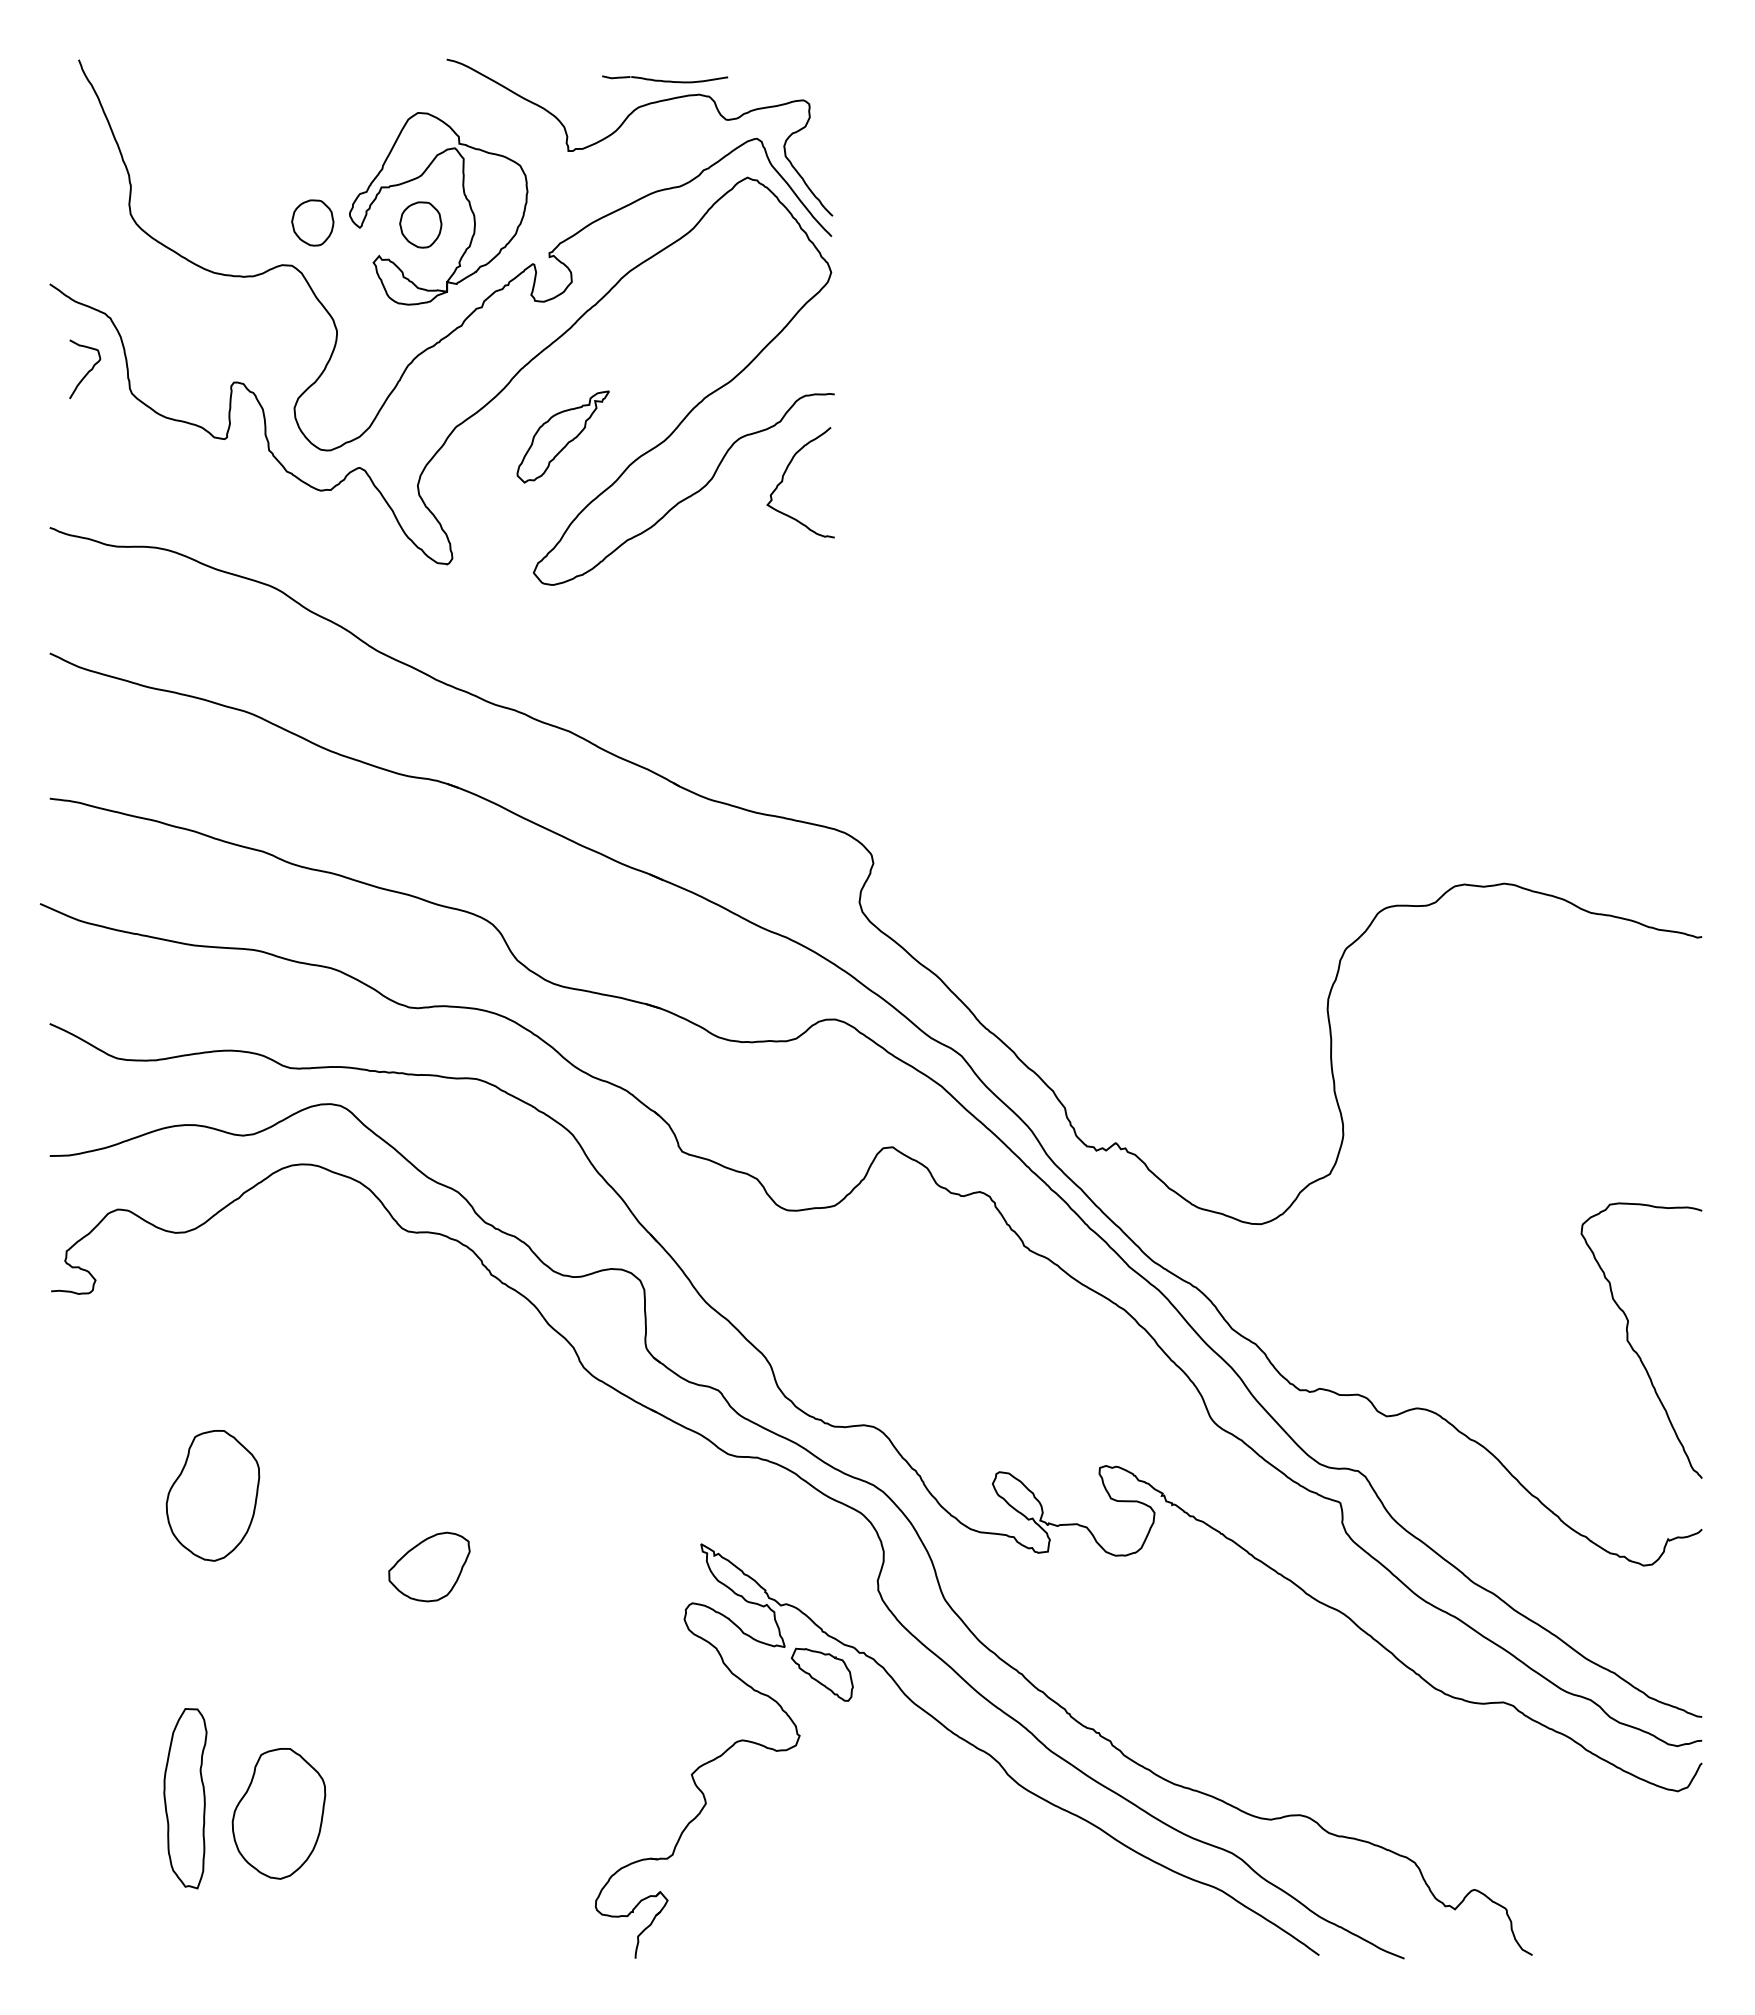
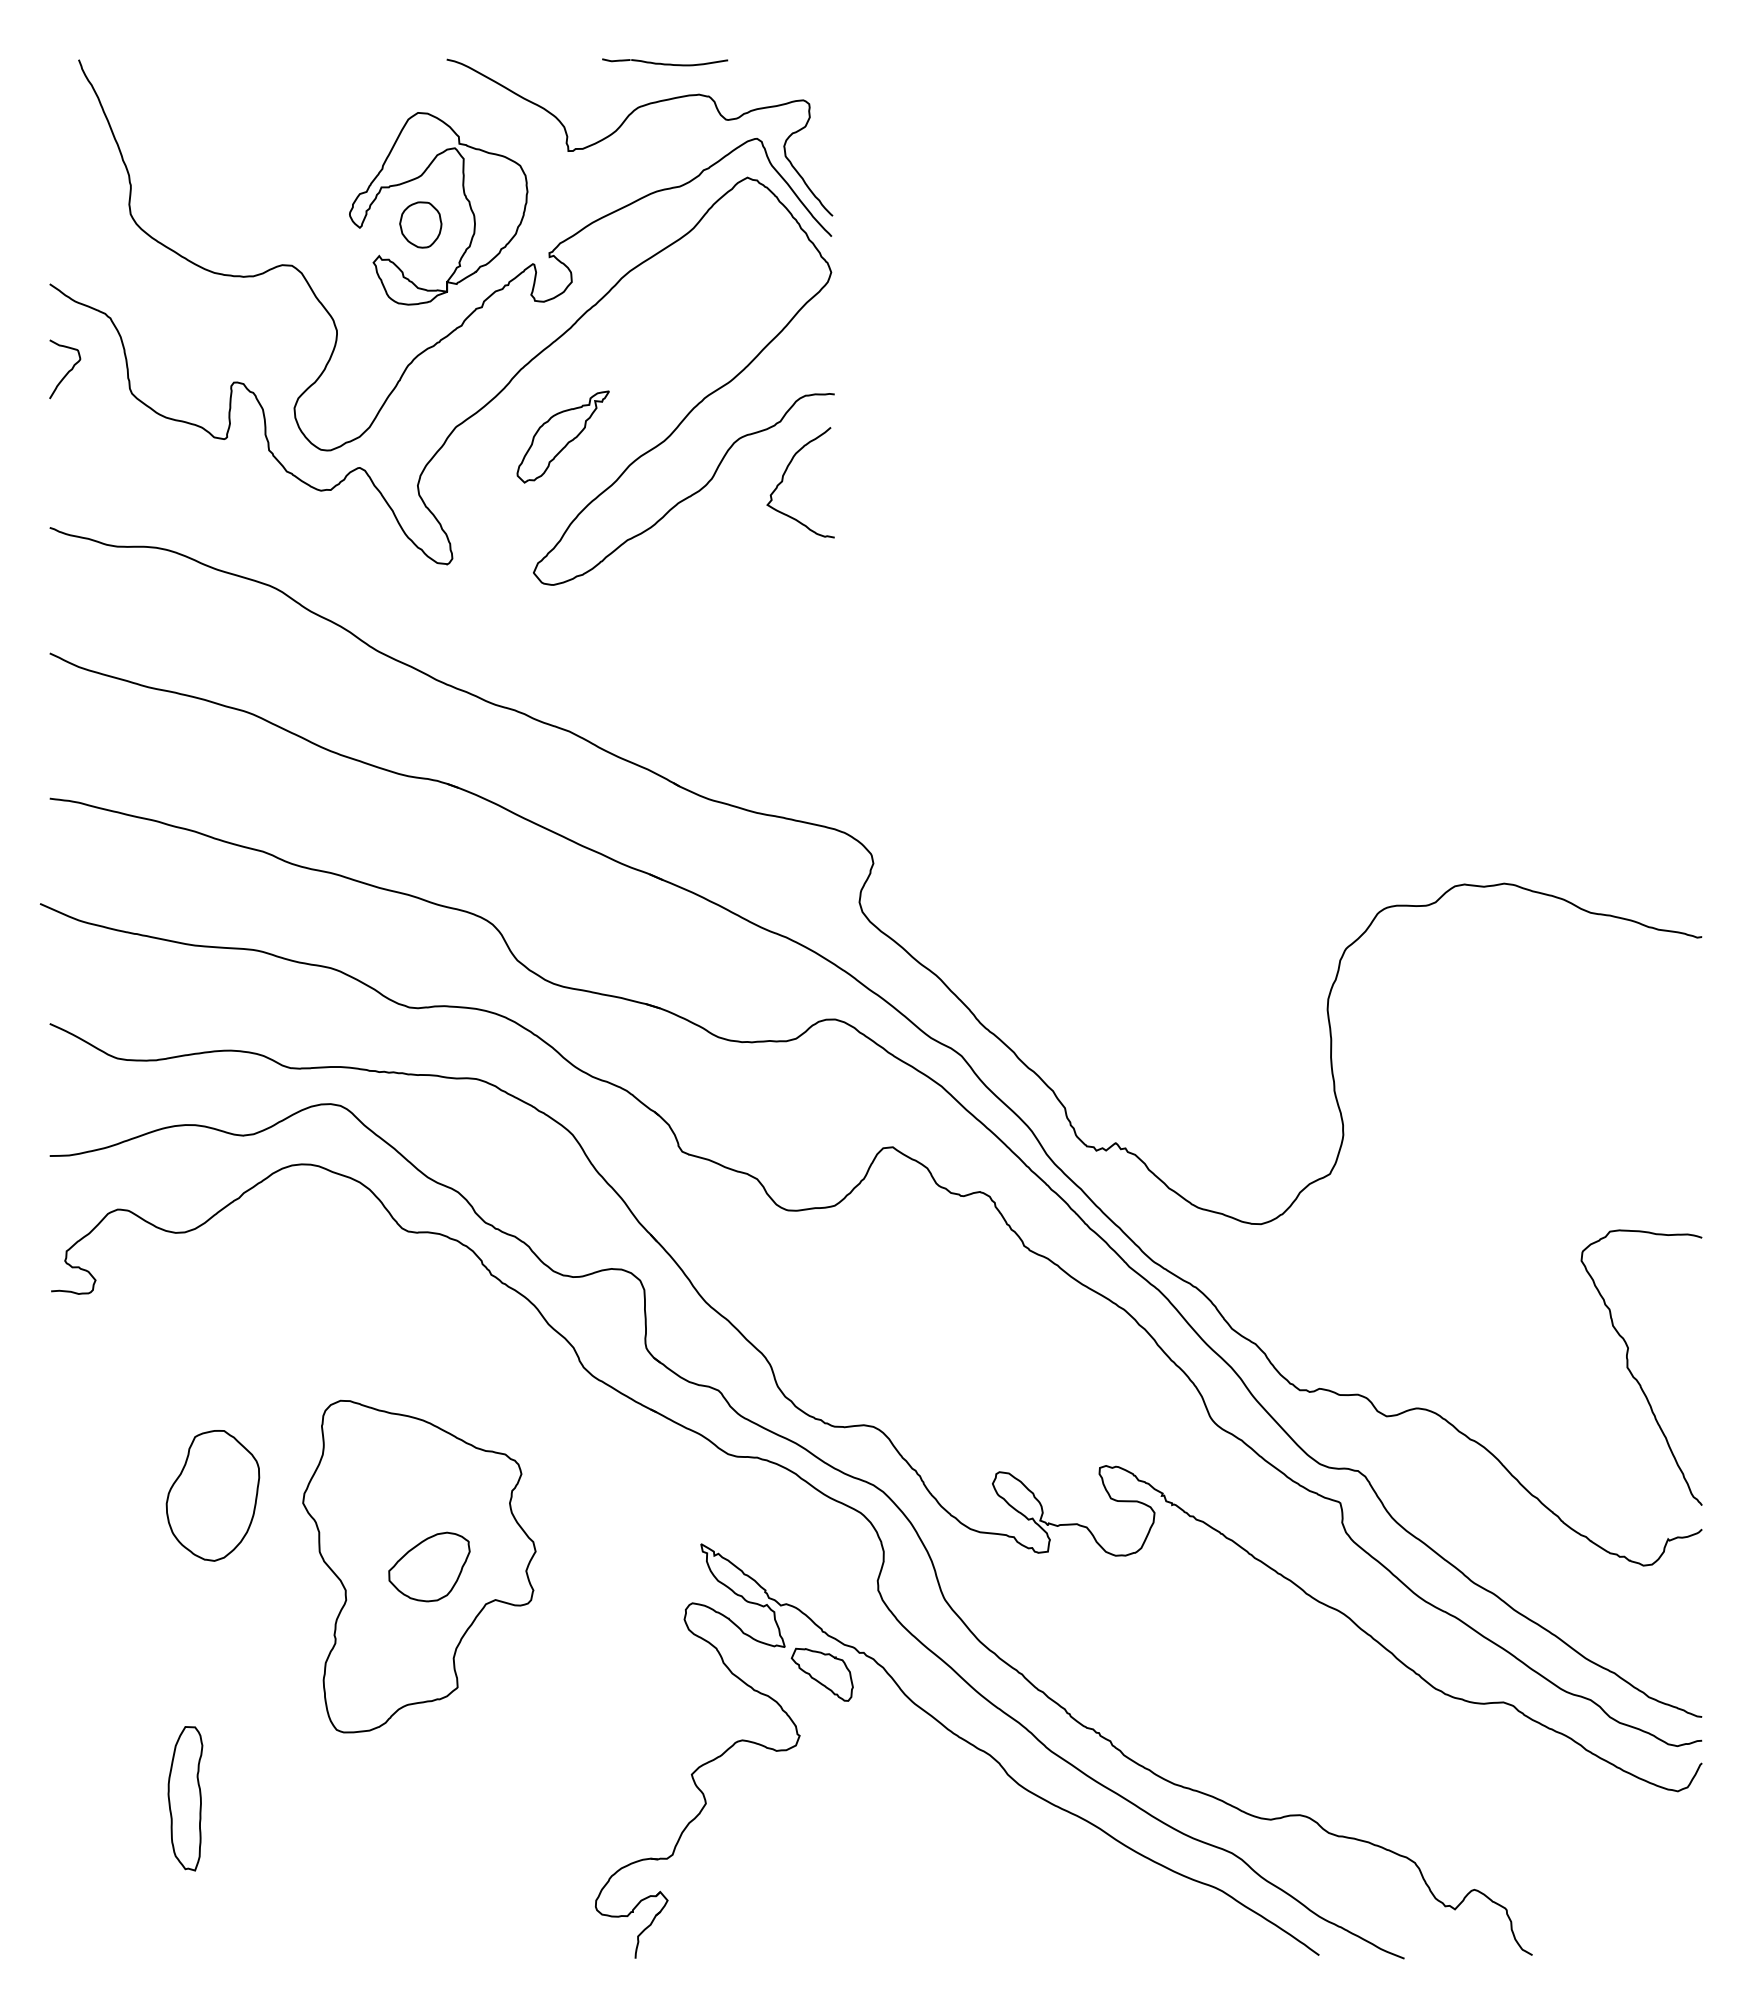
part position: (665, 79) -> (665, 62) (665, 62)
part: present -> none (312, 222)
curve position: (87, 371) -> (67, 371) (67, 371)
curve position: (1631, 1344) -> (1631, 1371) (1631, 1371)
part: none -> present (419, 1566)
part size: 45x182 px -> 37x146 px (185, 1798)
part: present -> none (278, 1813)
